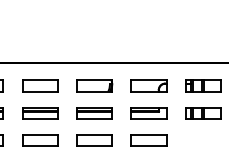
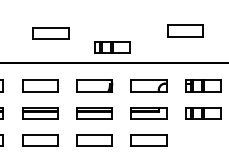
part: none -> present (185, 30)
part: none -> present (50, 33)
part: none -> present (112, 47)
